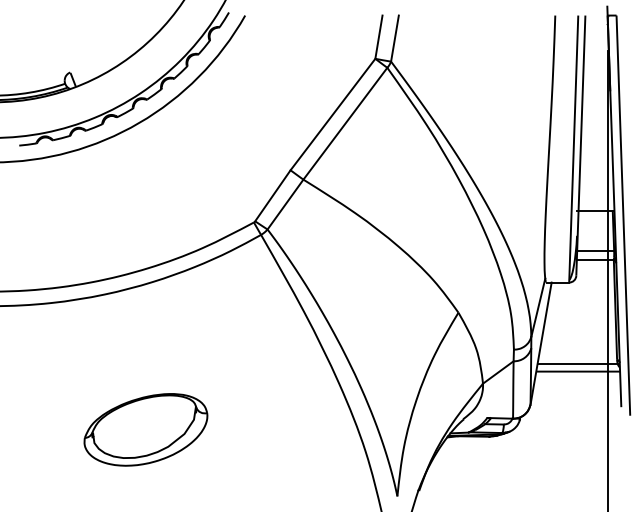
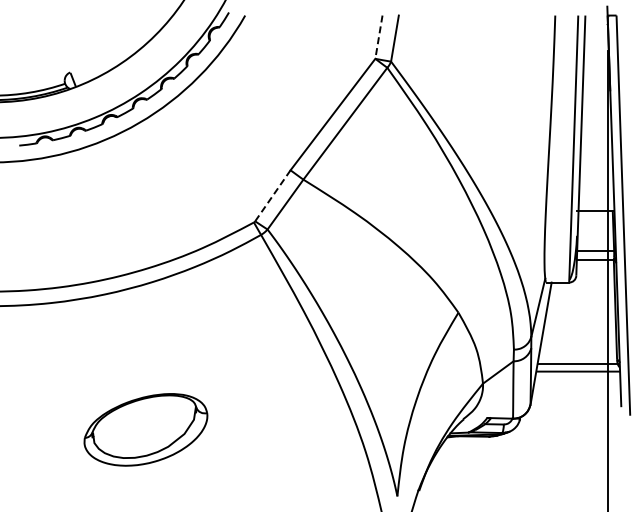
line: solid -> dashed (378, 37)
line: solid -> dashed (272, 196)
